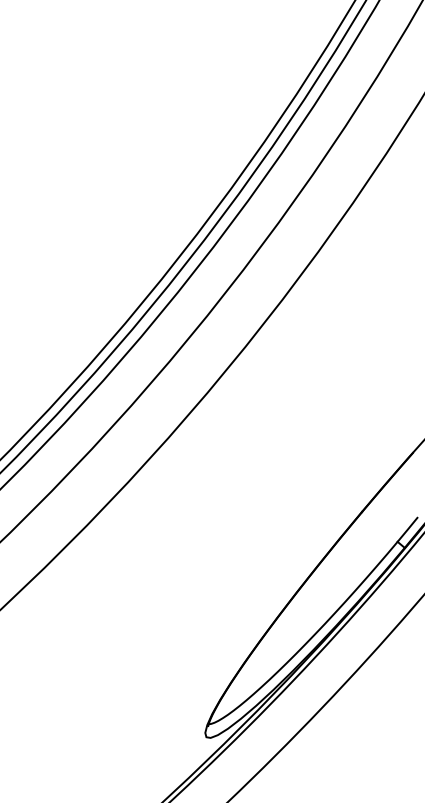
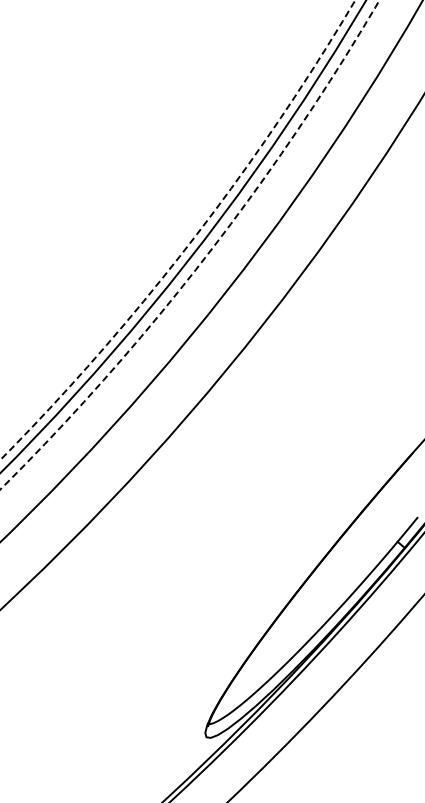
circle: solid -> dashed (177, 230)
circle: solid -> dashed (189, 244)
